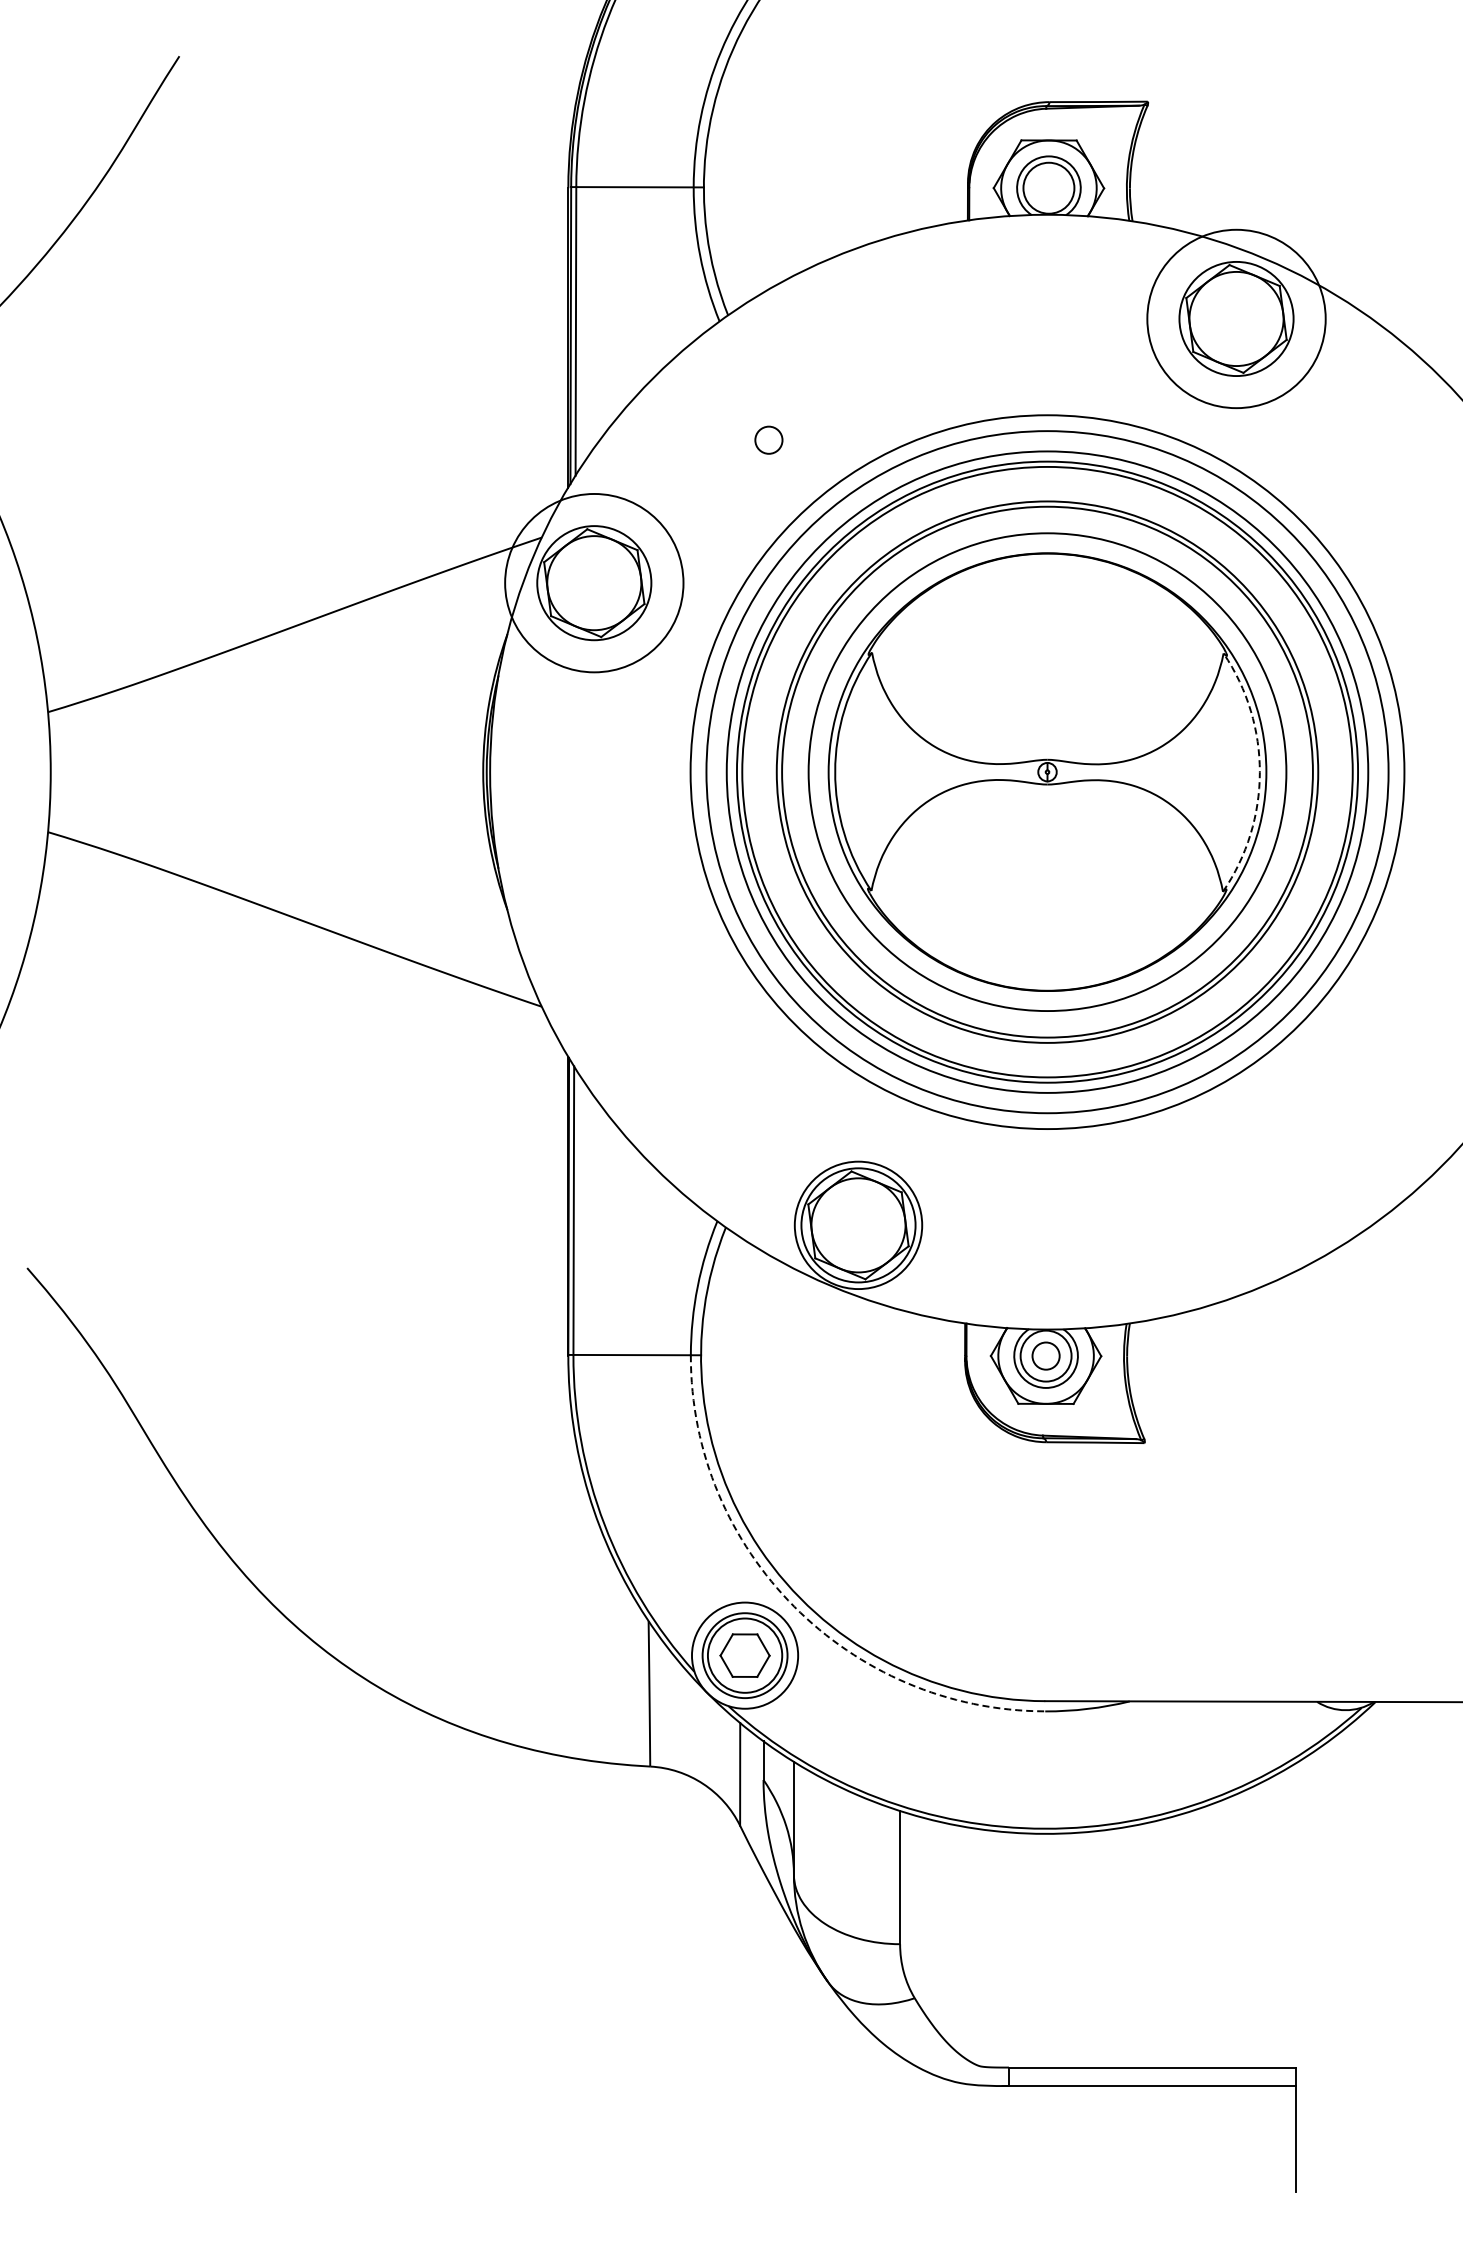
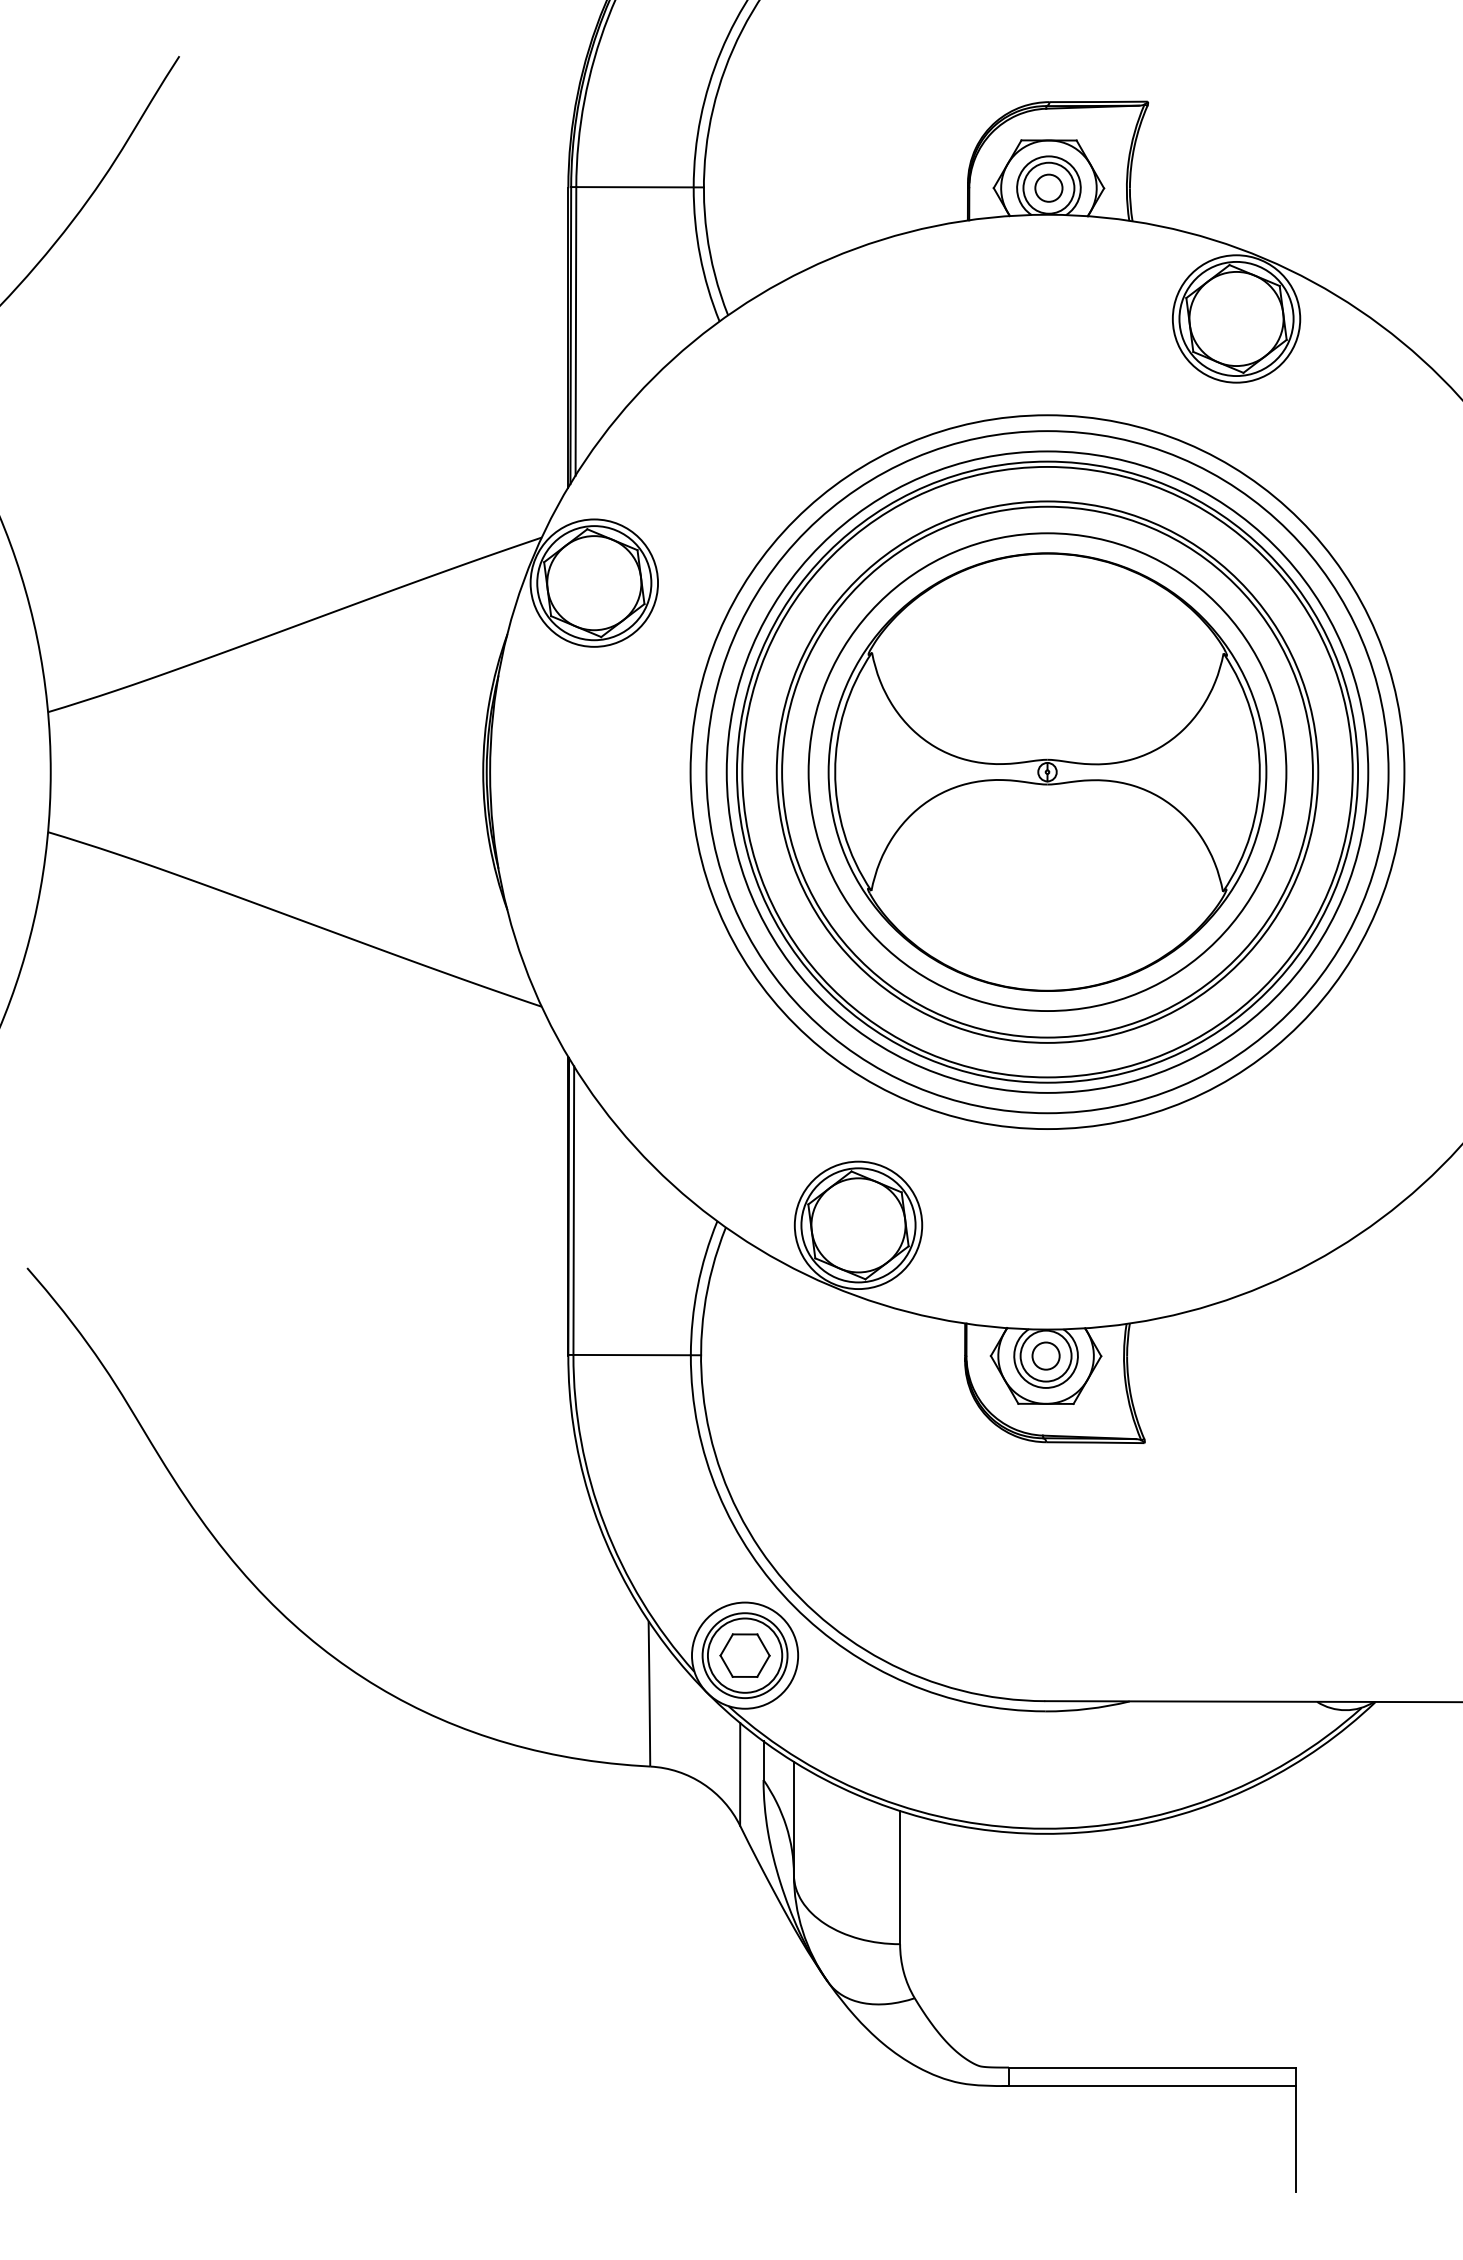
circle diameter: 178 px -> 127 px (1236, 318)
circle position: (768, 439) -> (1048, 187) (1048, 187)
circle diameter: 178 px -> 127 px (594, 582)
arc: dashed -> solid (1259, 772)
arc: dashed -> solid (794, 1606)
